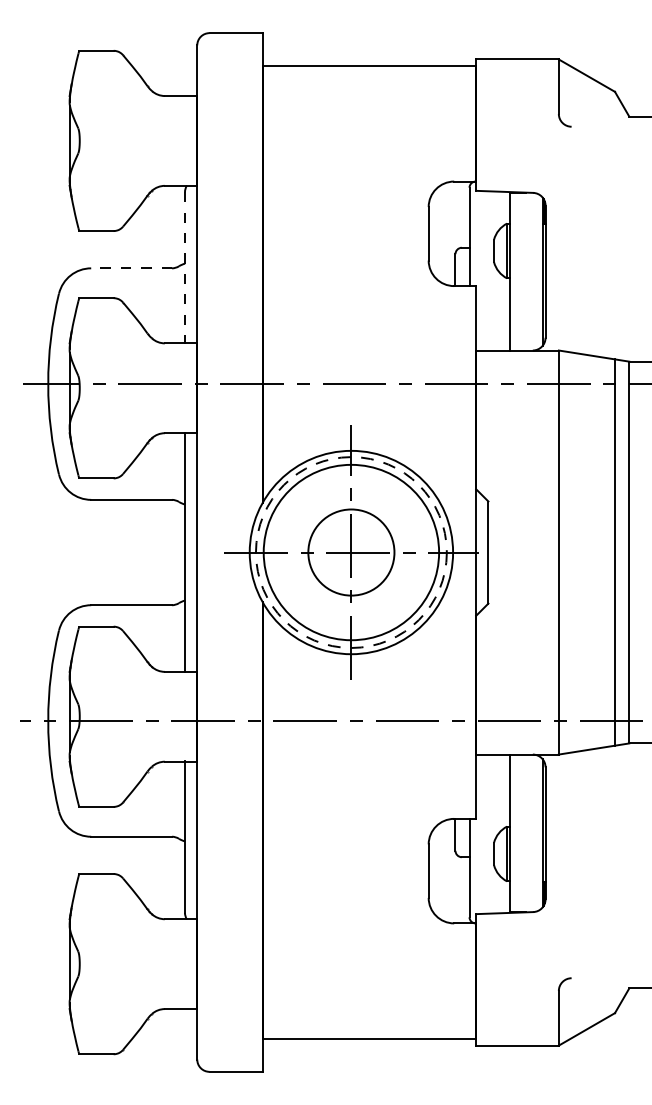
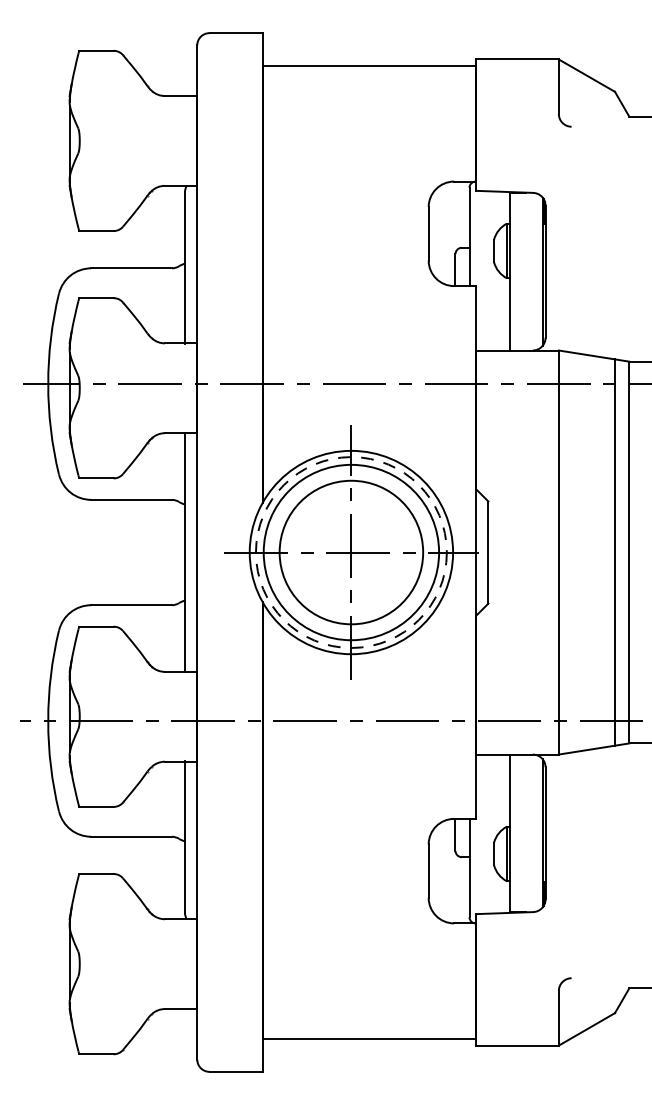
line: dashed -> solid (185, 267)
line: dashed -> solid (131, 268)
circle diameter: 86 px -> 144 px (351, 552)
